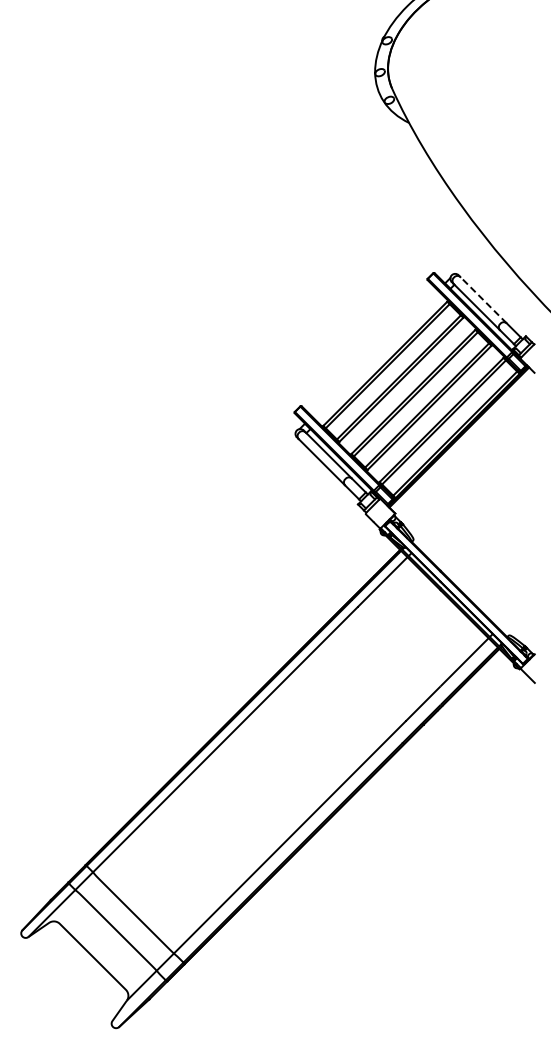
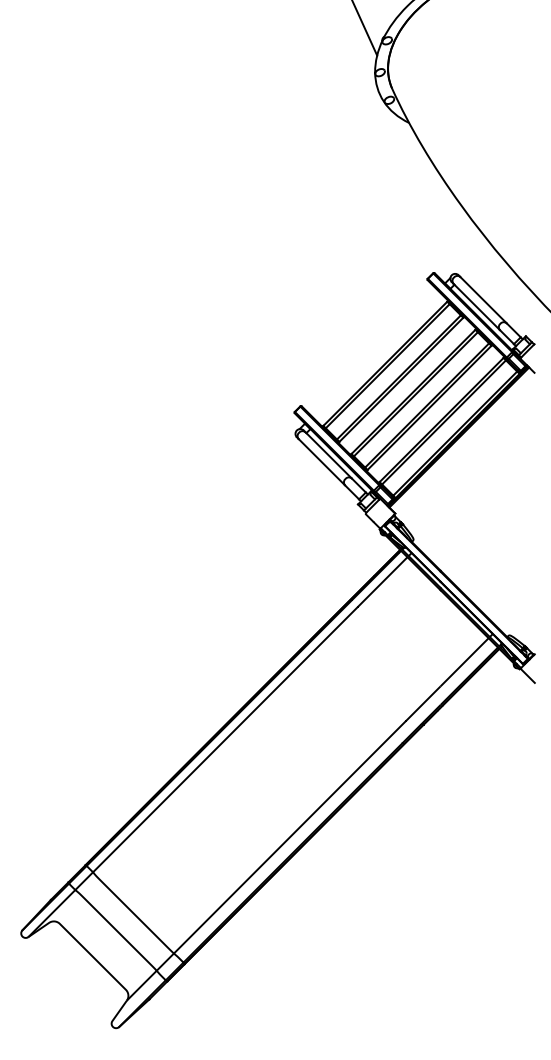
line: none -> present (365, 28)
line: dashed -> solid (483, 300)
